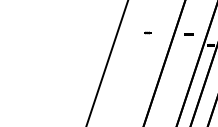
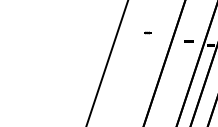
text position: (188, 34) -> (188, 41) (188, 41)
